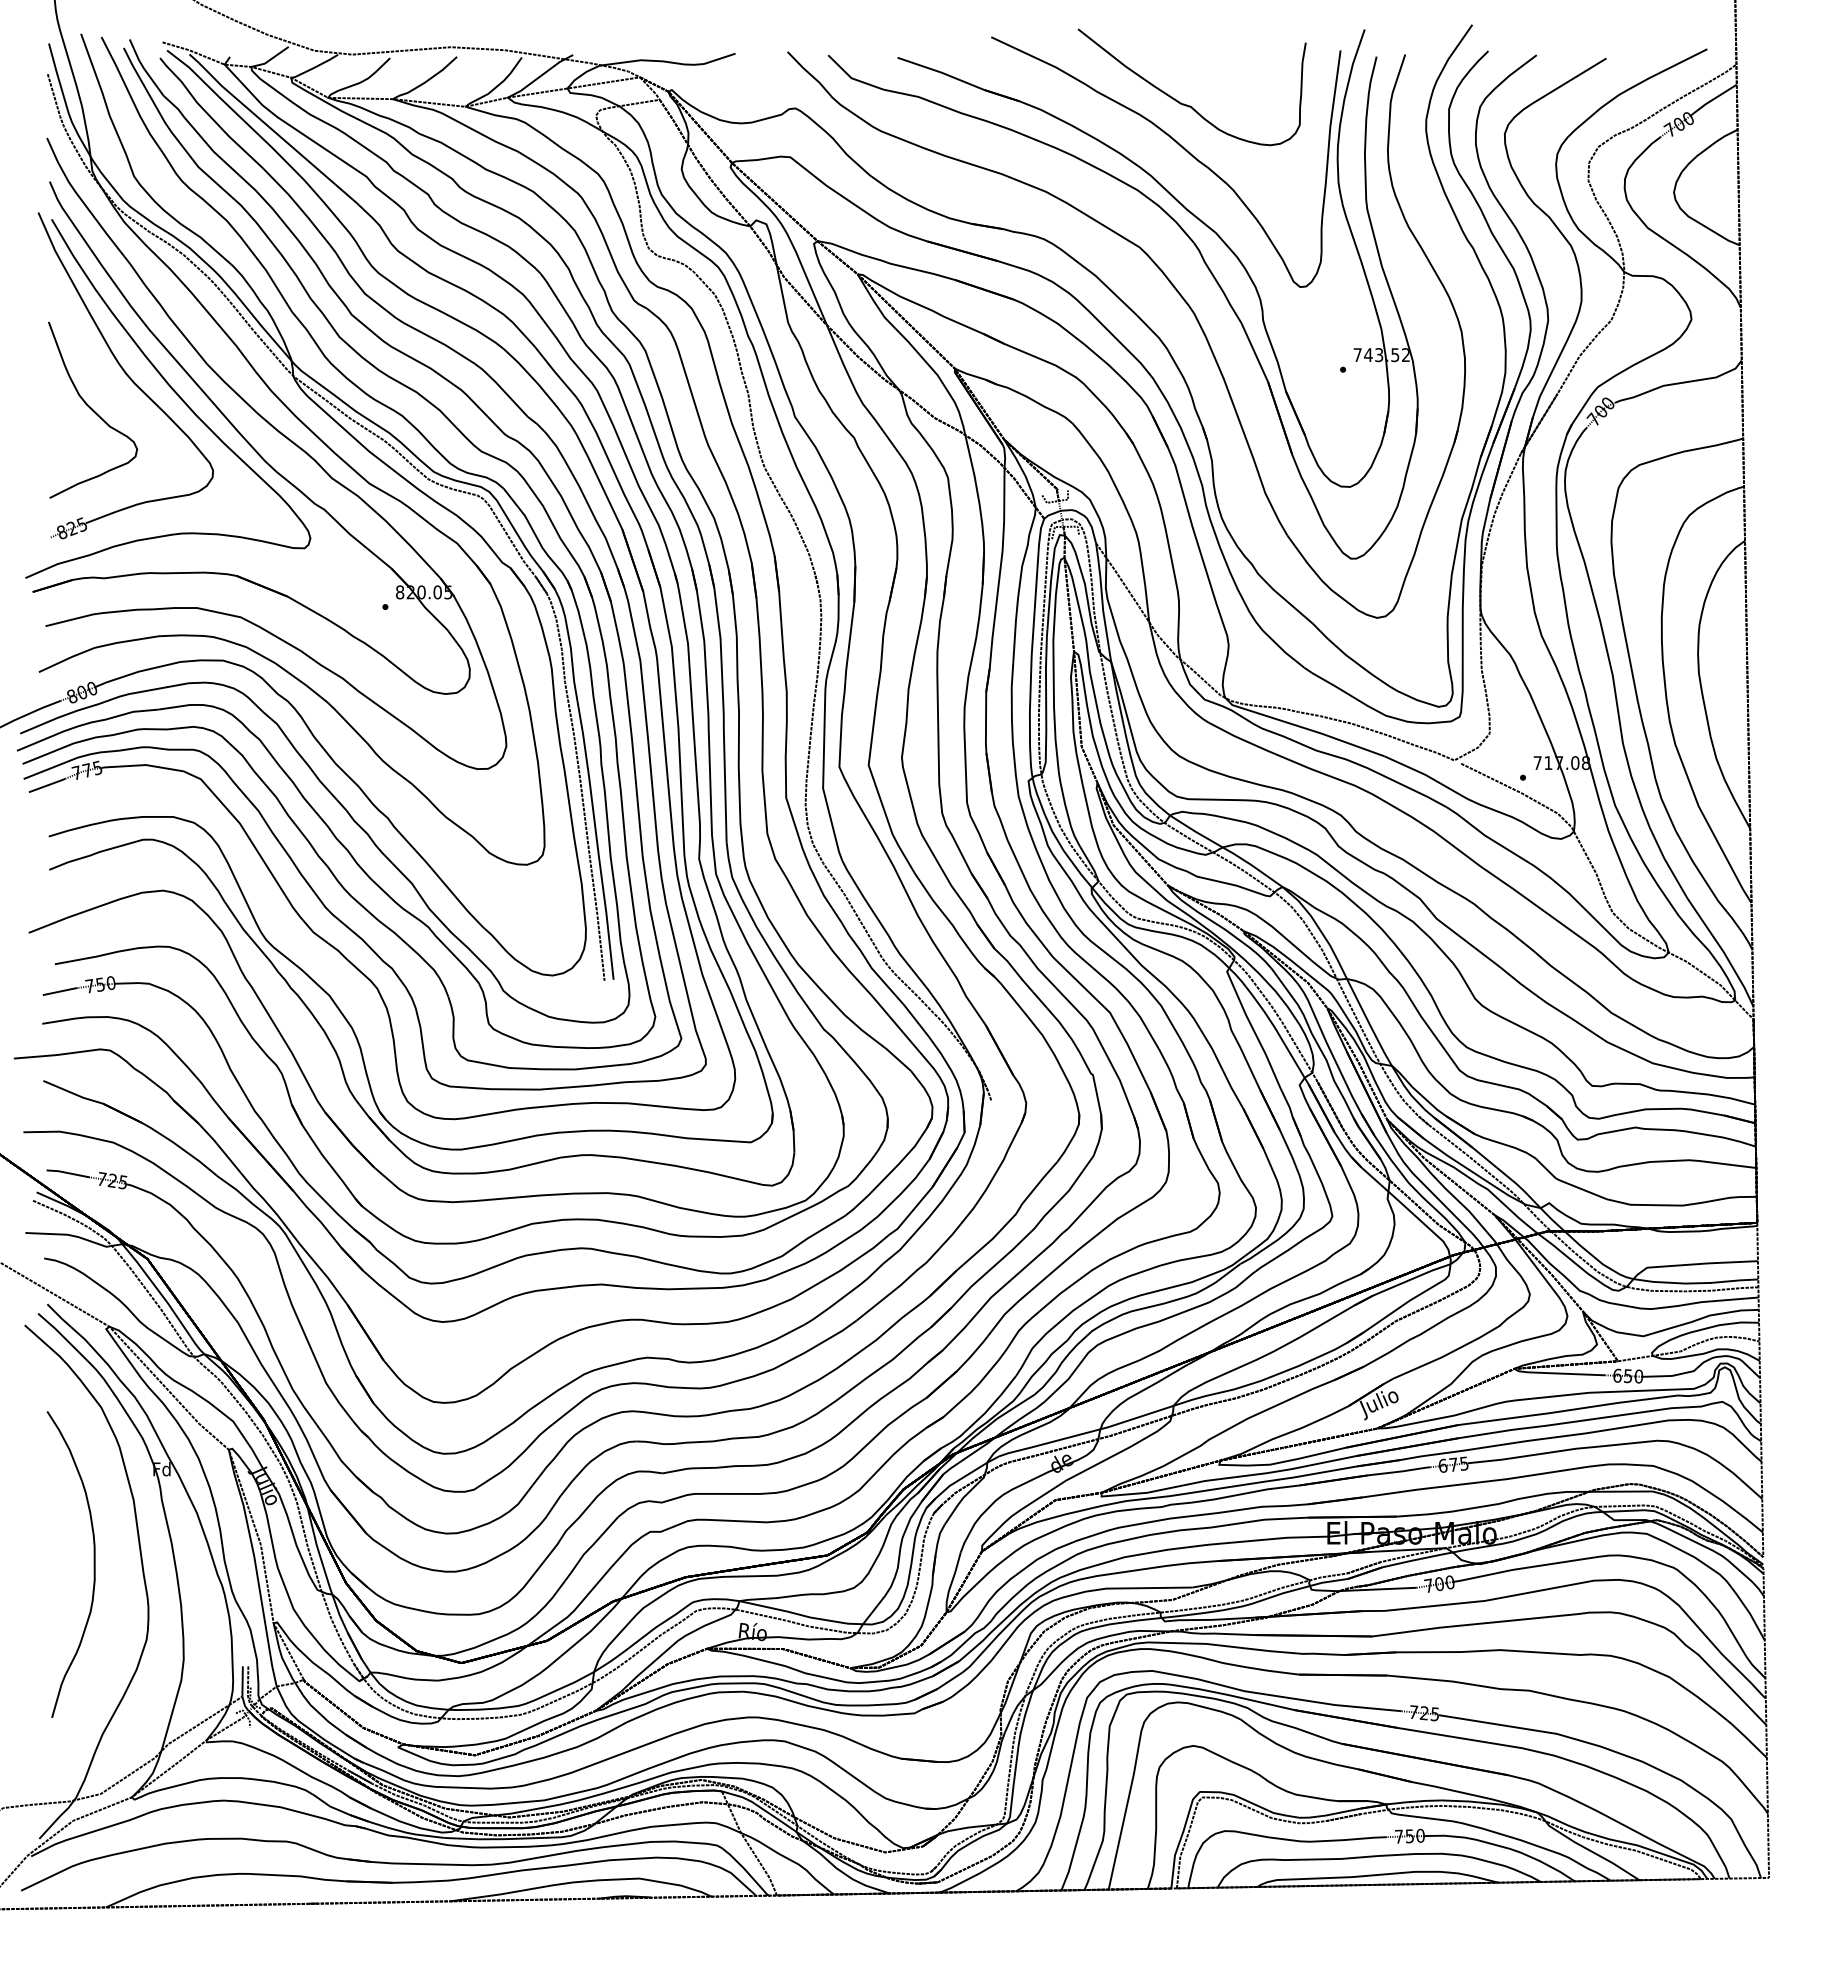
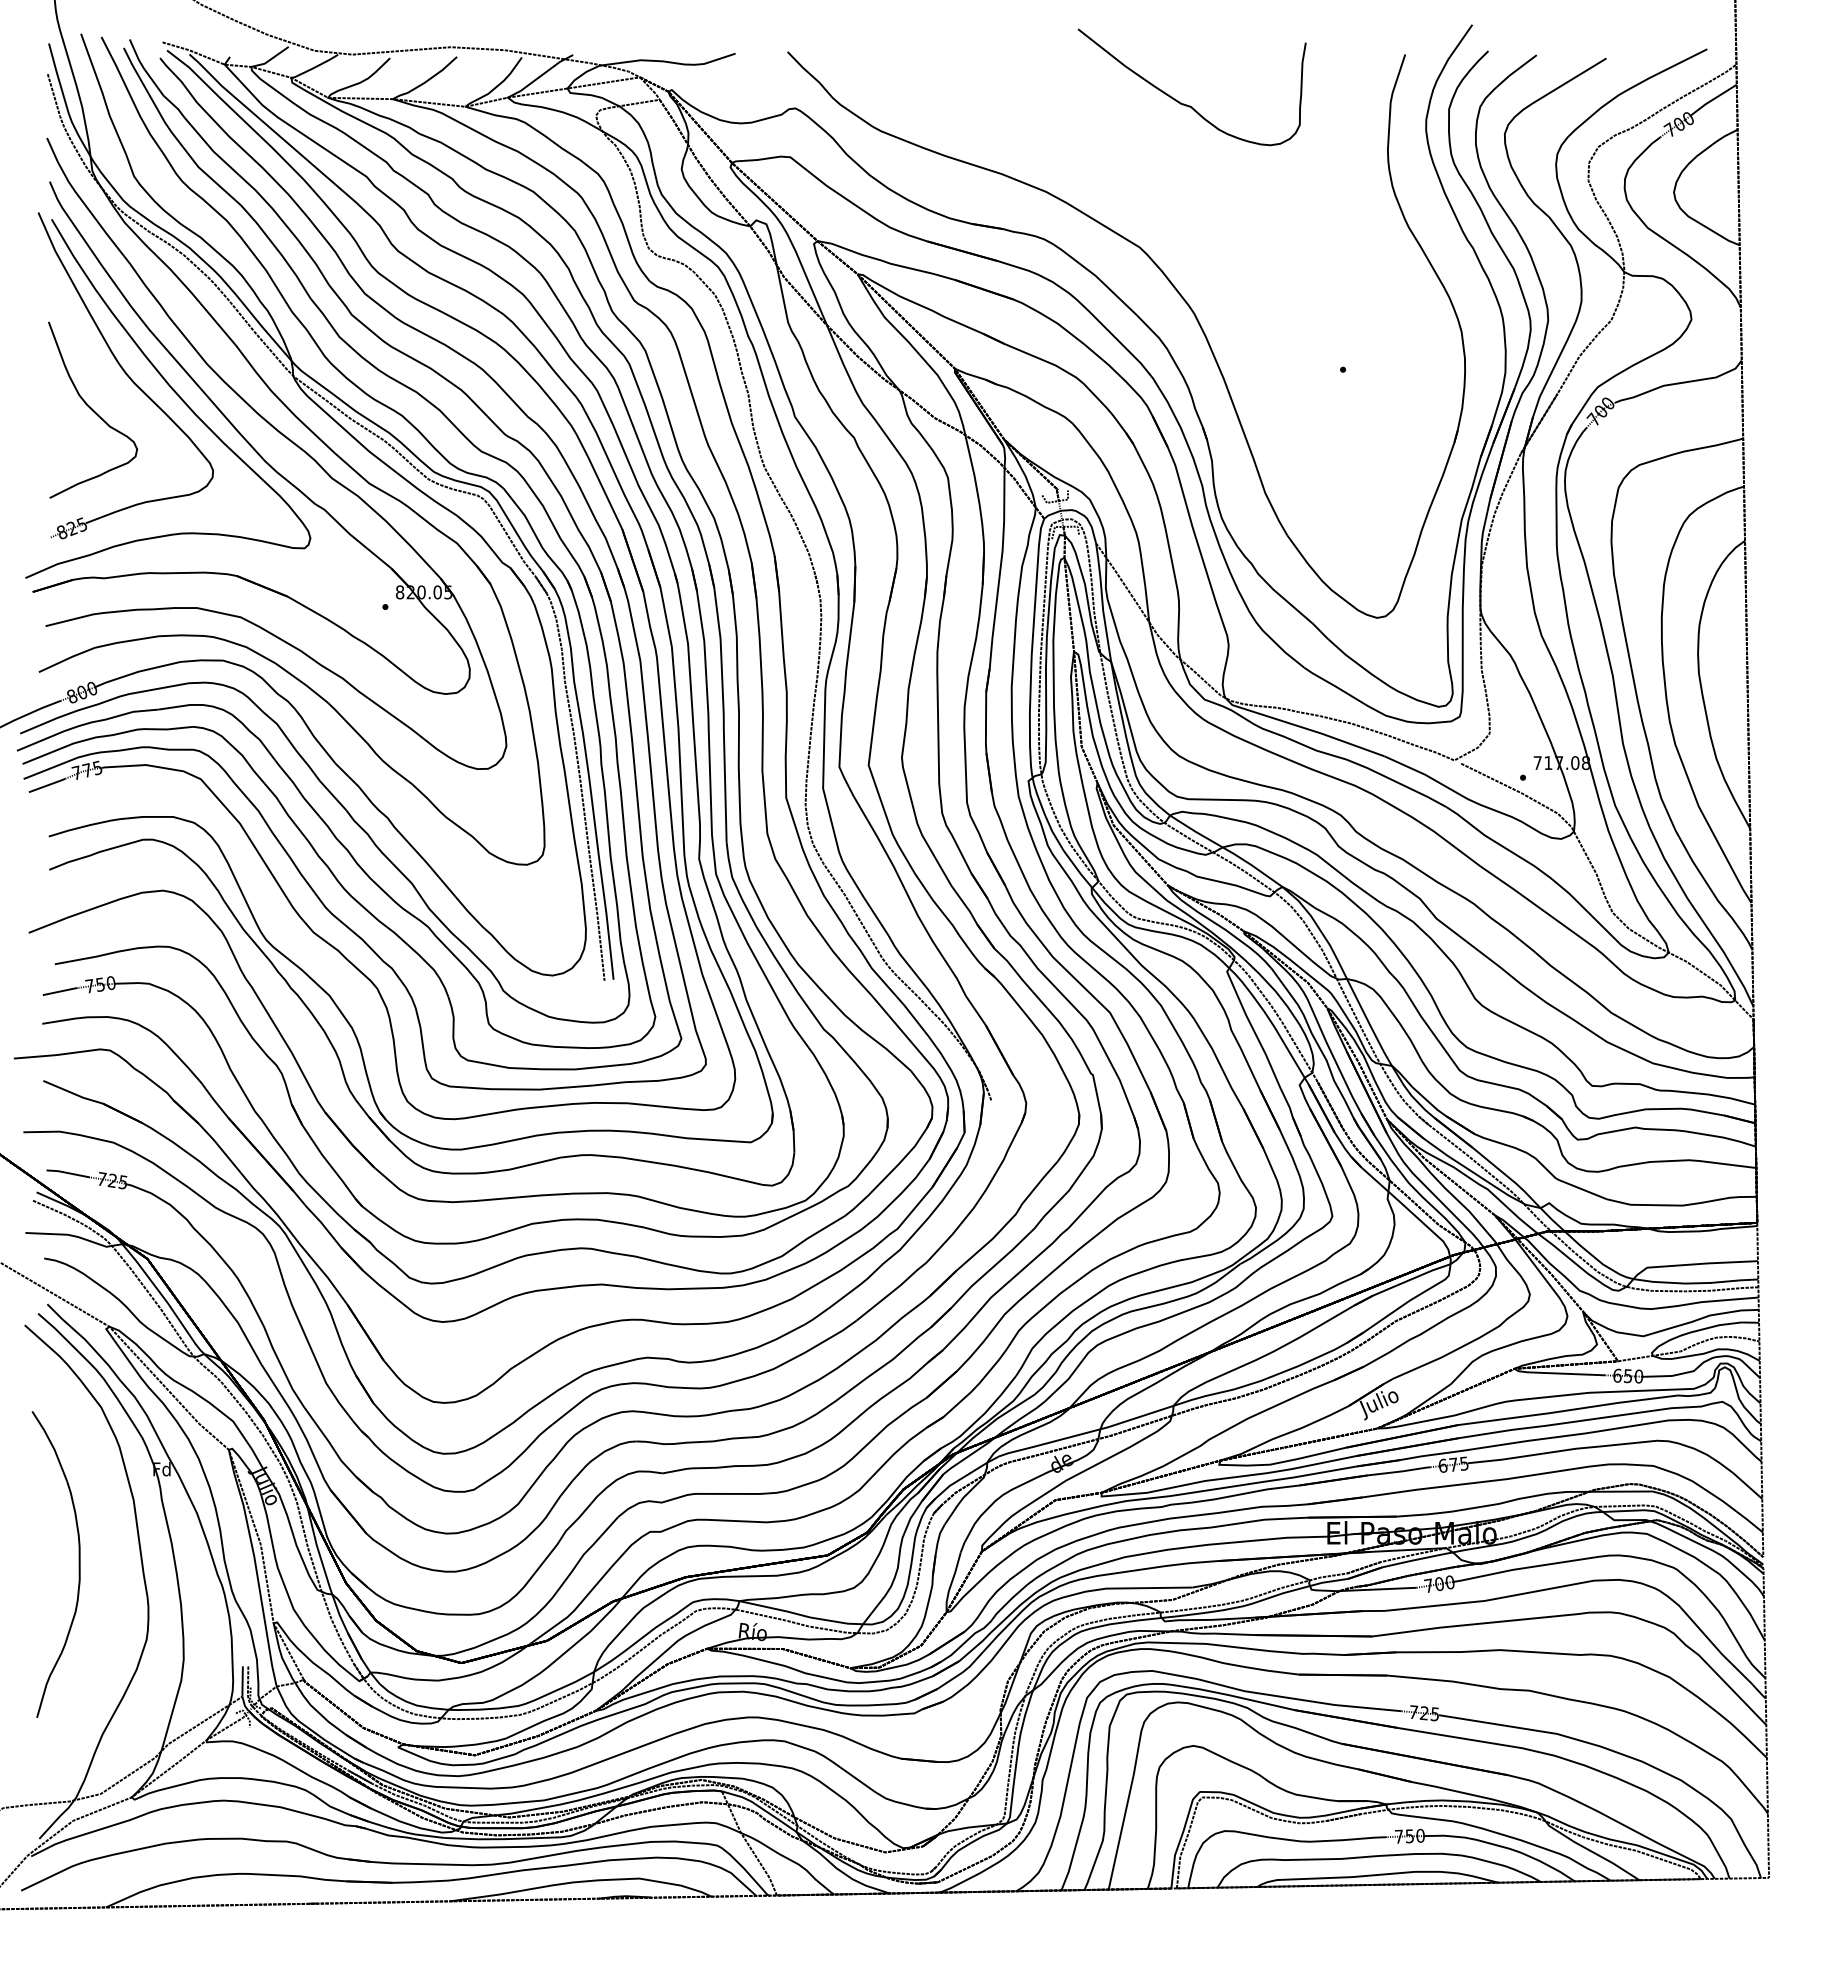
part: present -> none (1188, 238)
part position: (93, 1564) -> (78, 1564) (78, 1564)
